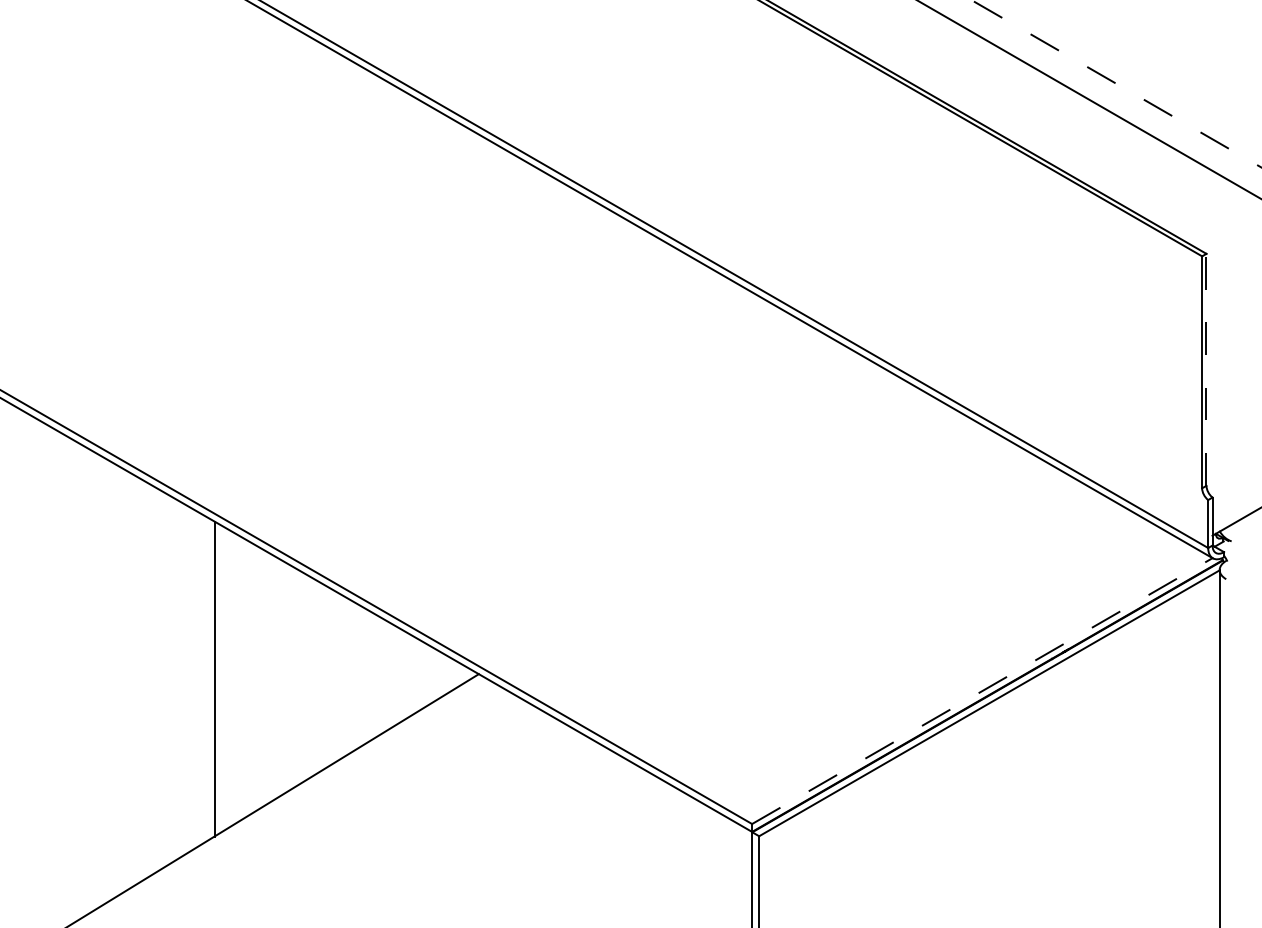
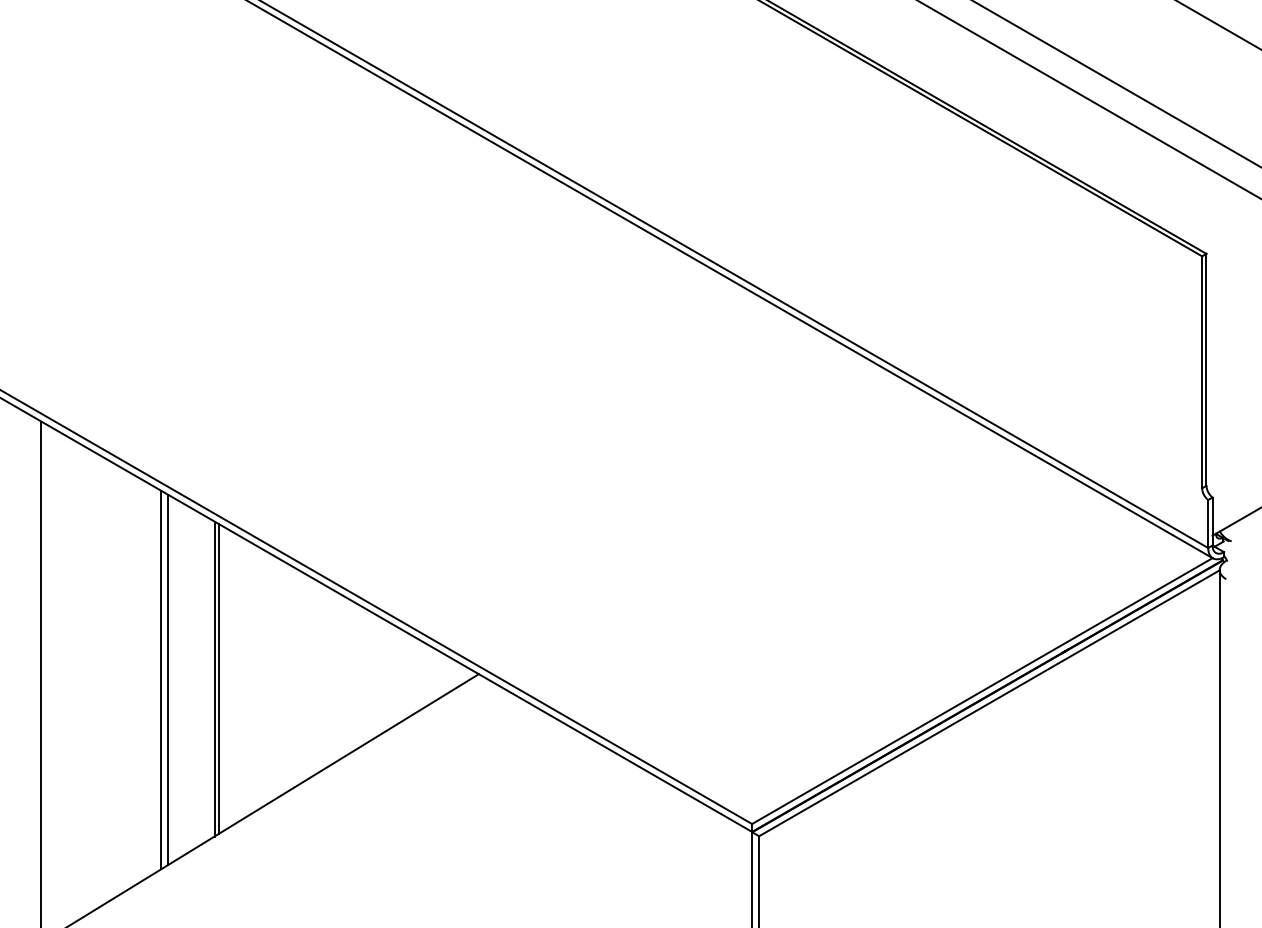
line: none -> present (1218, 25)
line: dashed -> solid (1117, 84)
line: dashed -> solid (1206, 369)
line: none -> present (41, 672)
line: none -> present (219, 678)
line: none -> present (160, 679)
line: none -> present (167, 679)
line: dashed -> solid (982, 691)
